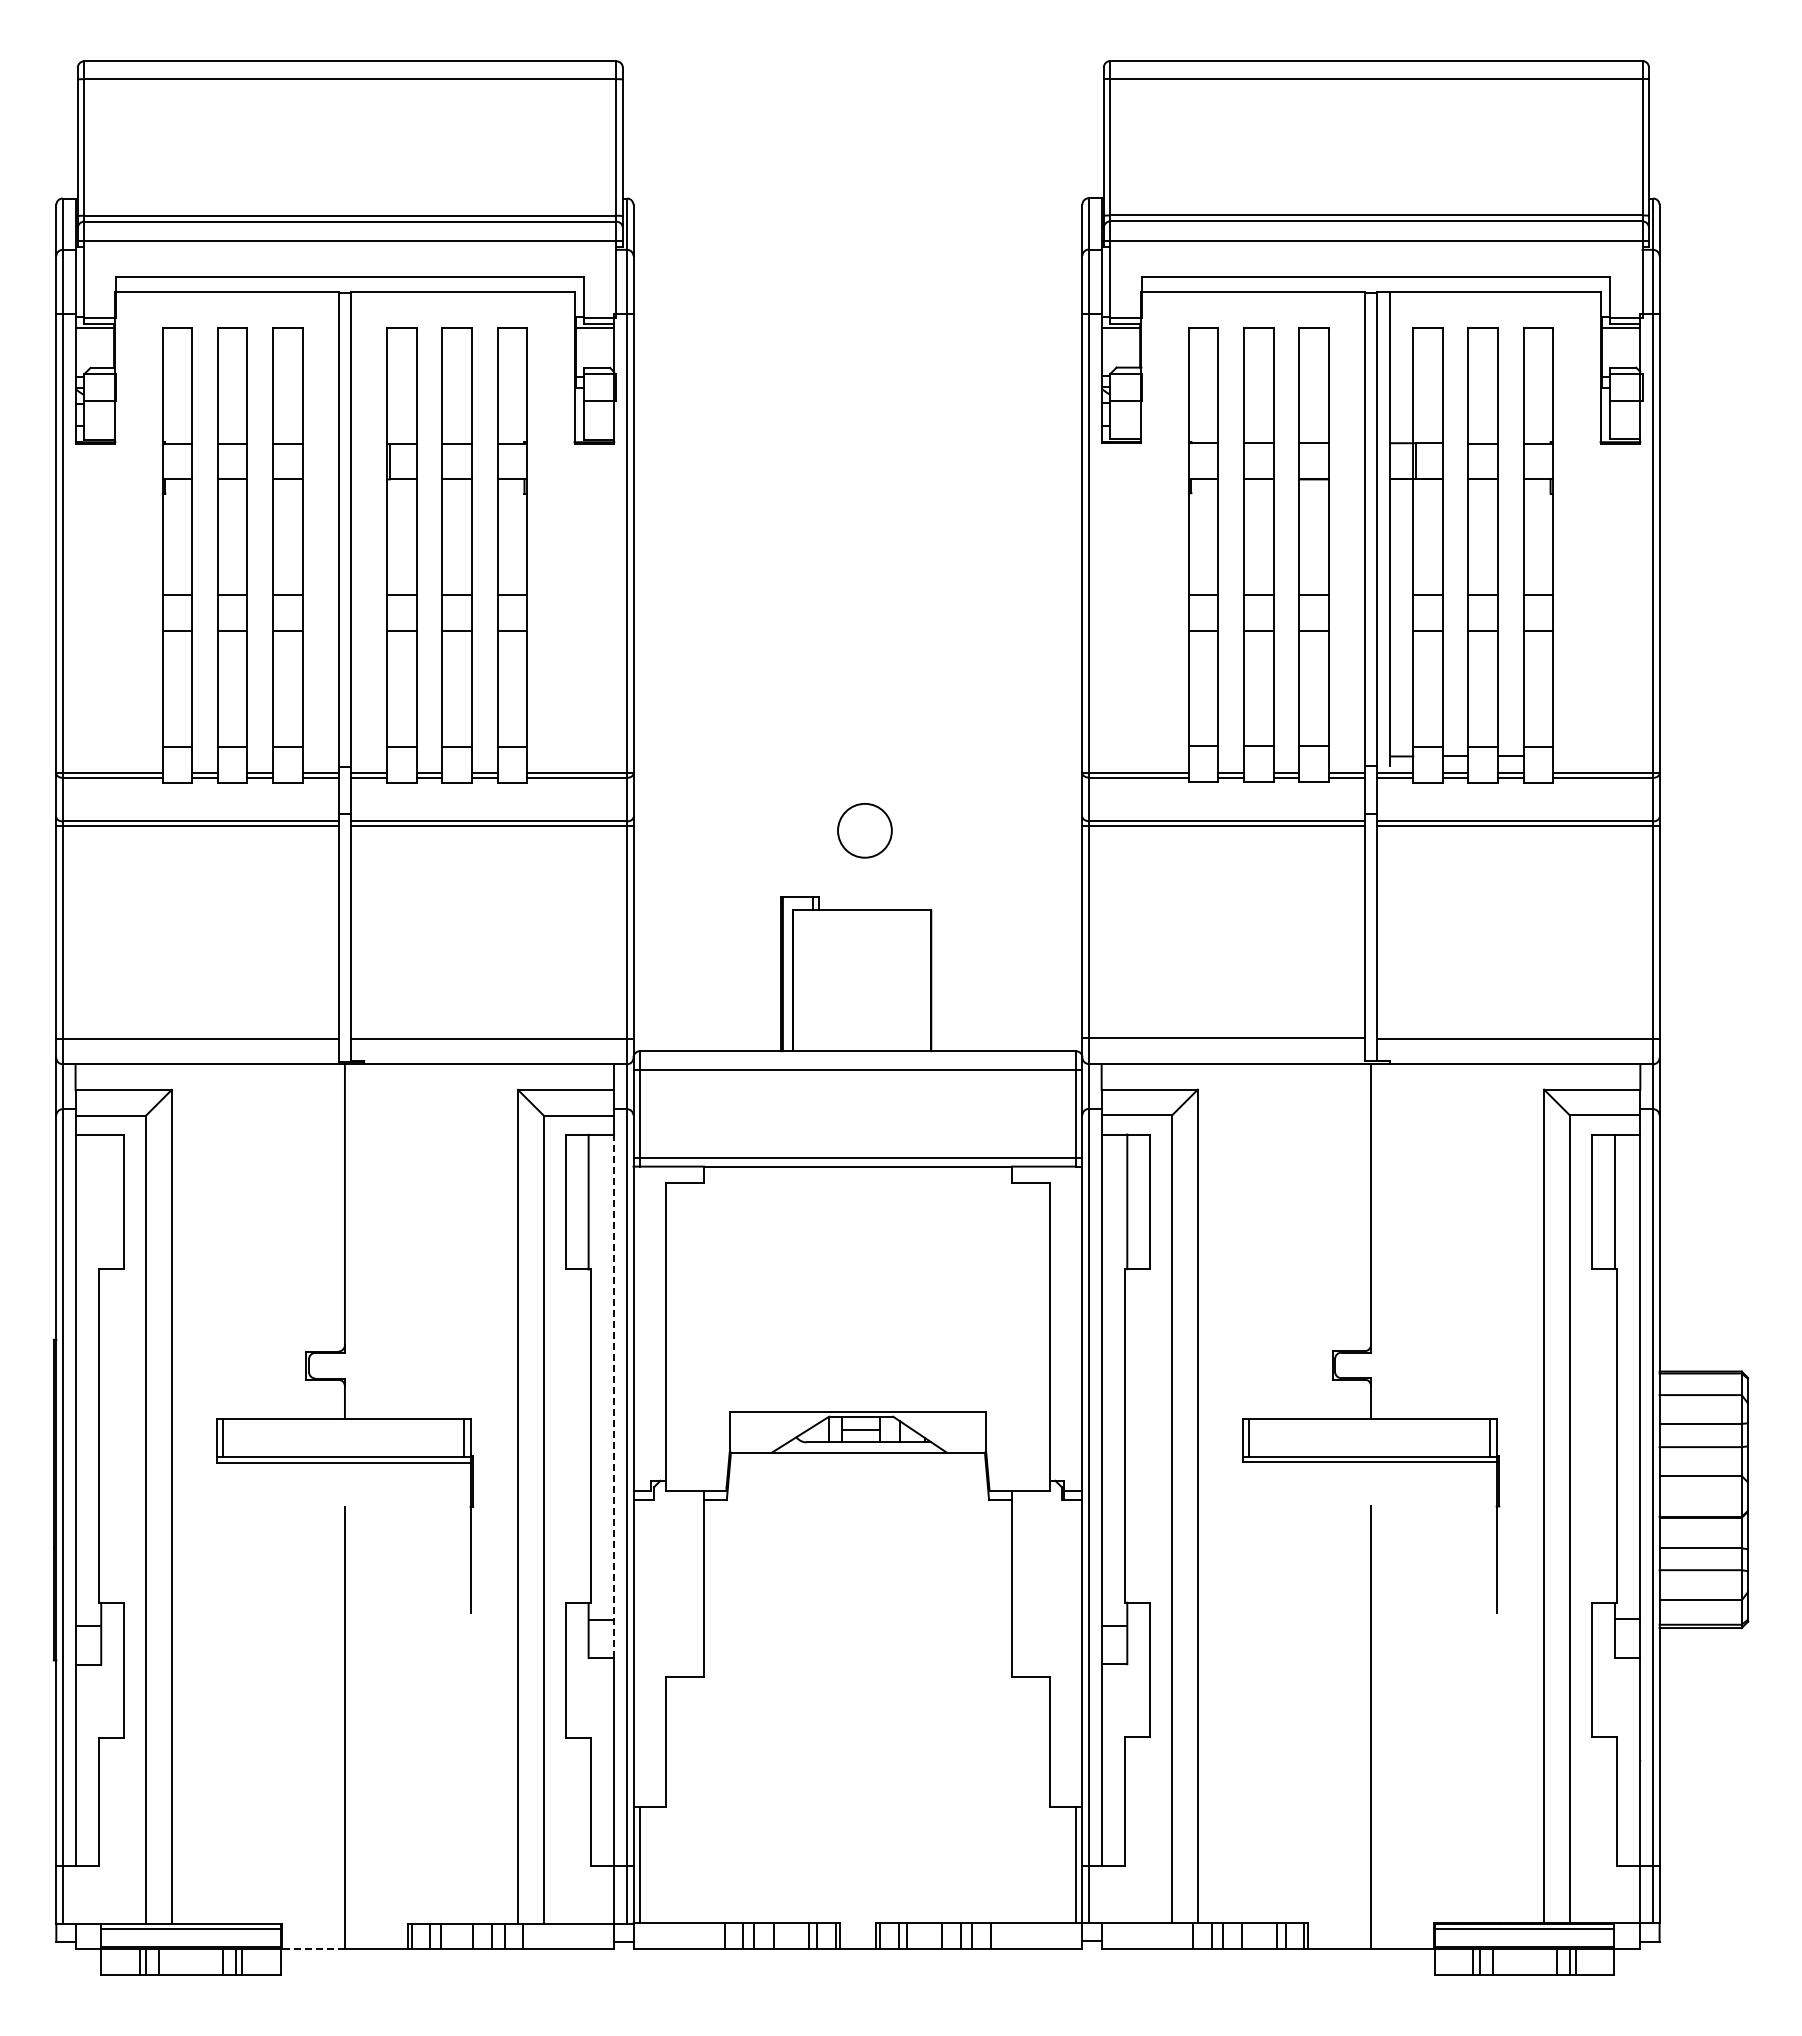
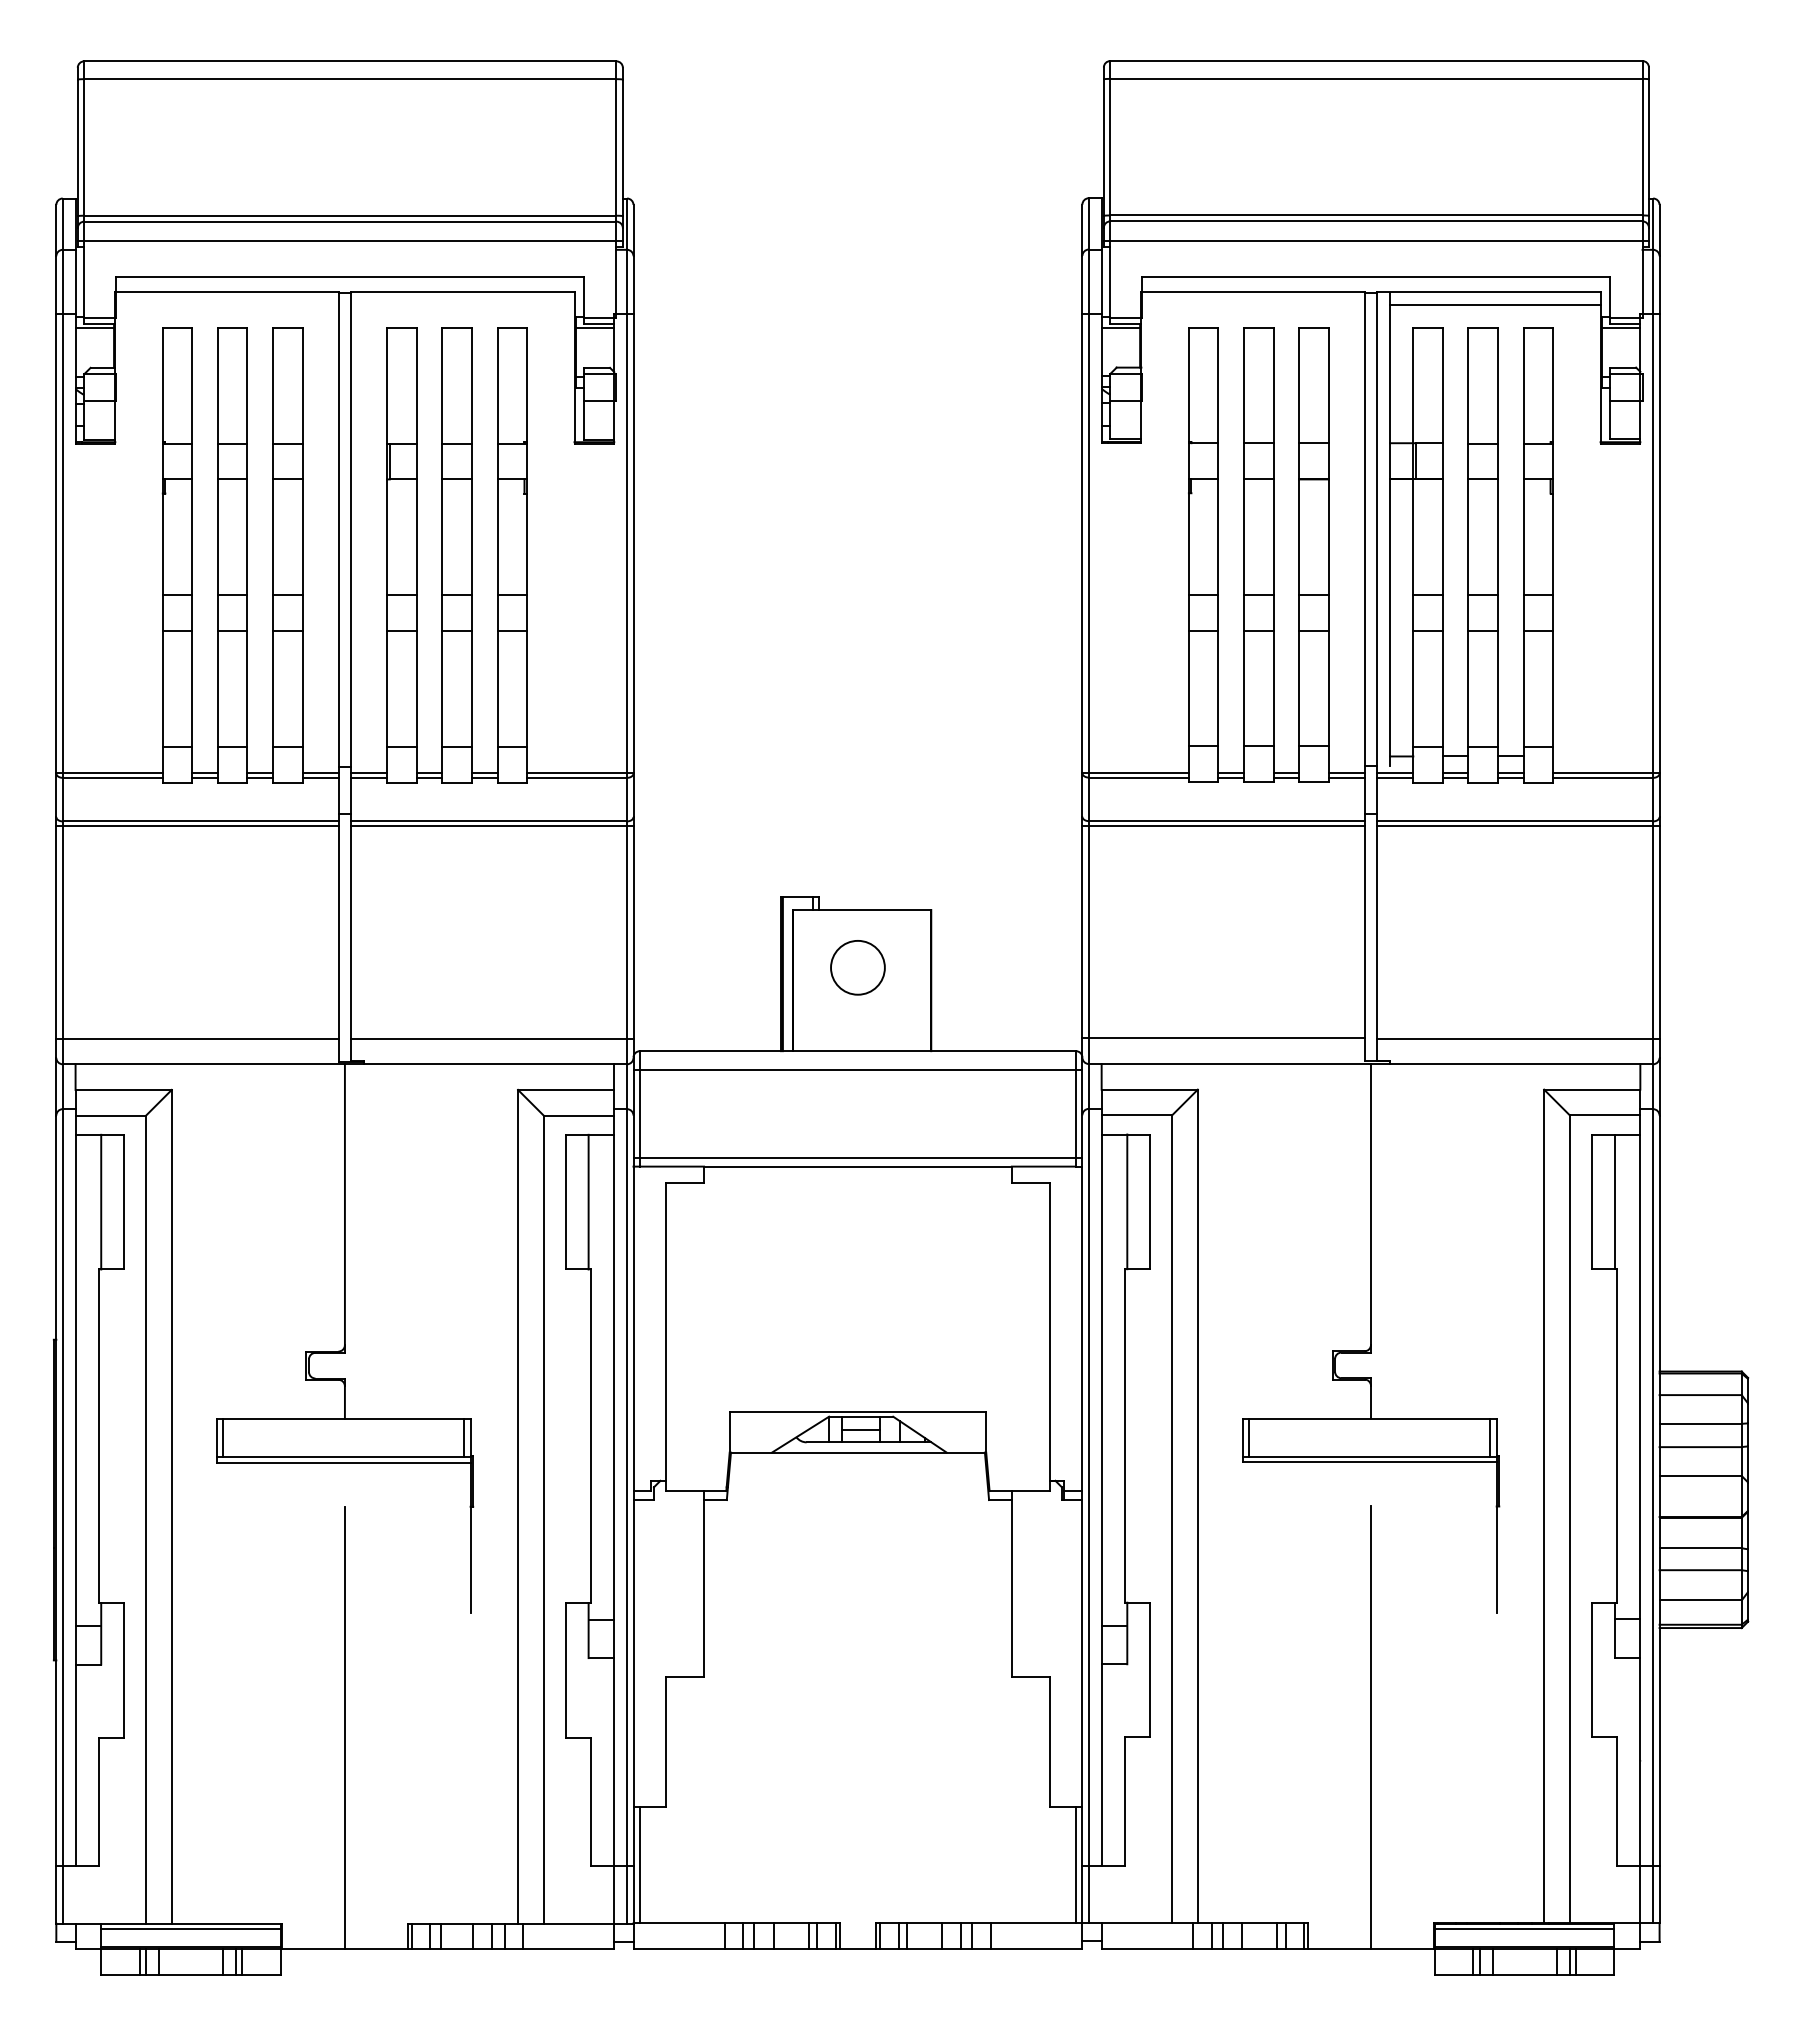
line: none -> present (1495, 304)
circle position: (864, 830) -> (857, 967) (857, 967)
line: none -> present (101, 1201)
line: dashed -> solid (614, 1396)
line: dashed -> solid (313, 1949)
